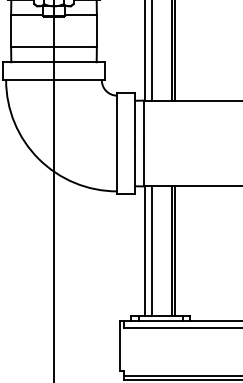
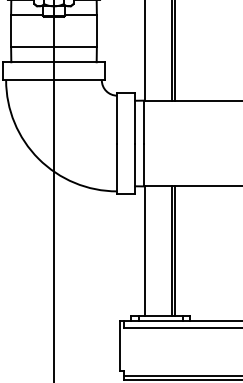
line: present -> none (152, 51)
line: present -> none (152, 251)
